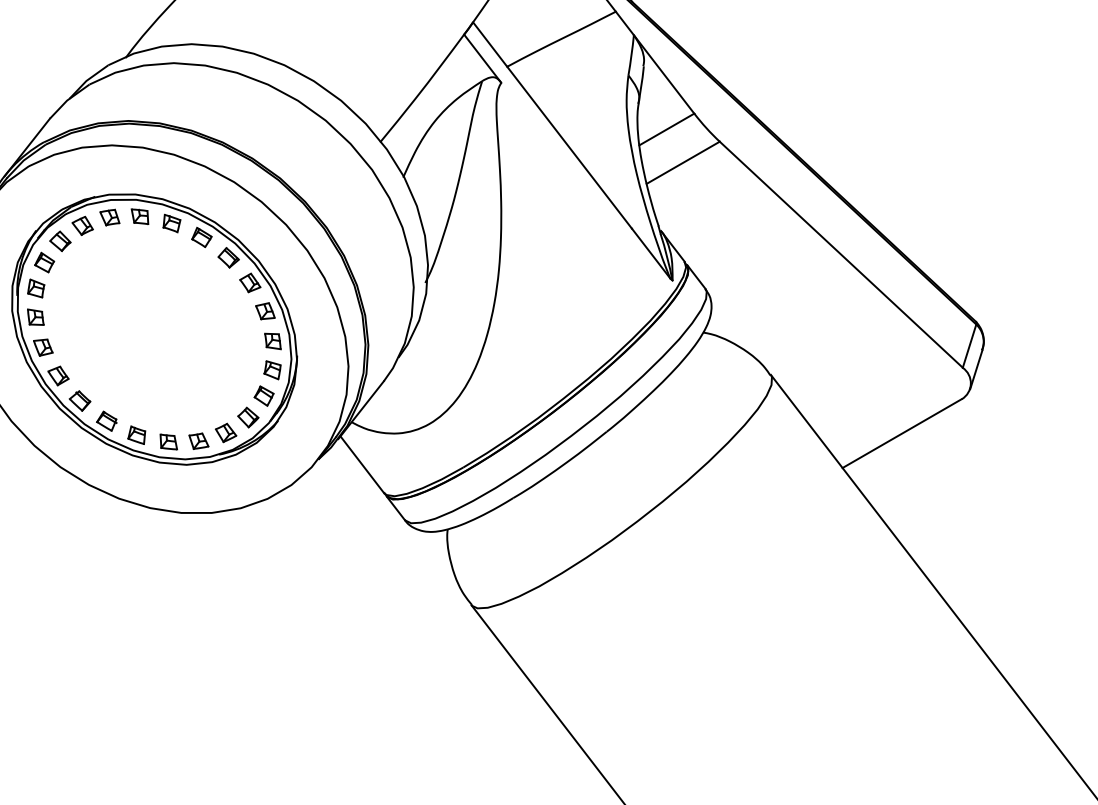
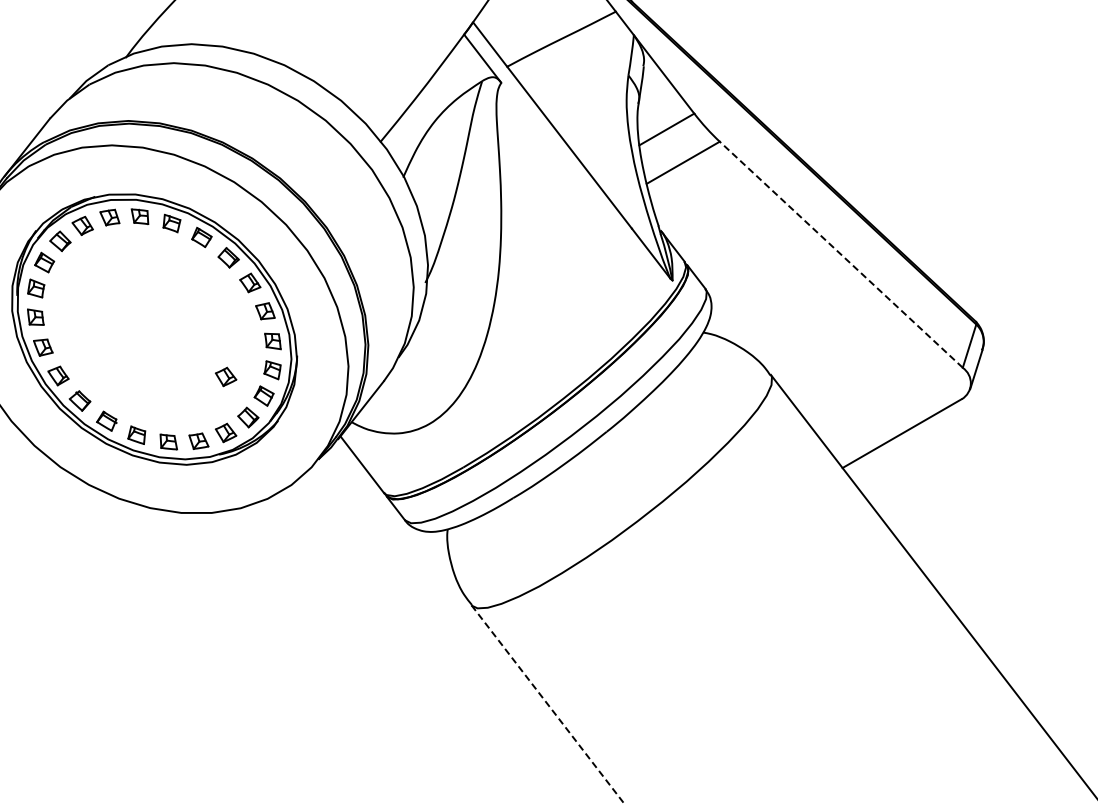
line: solid -> dashed (841, 254)
part: none -> present (225, 376)
line: solid -> dashed (548, 705)
